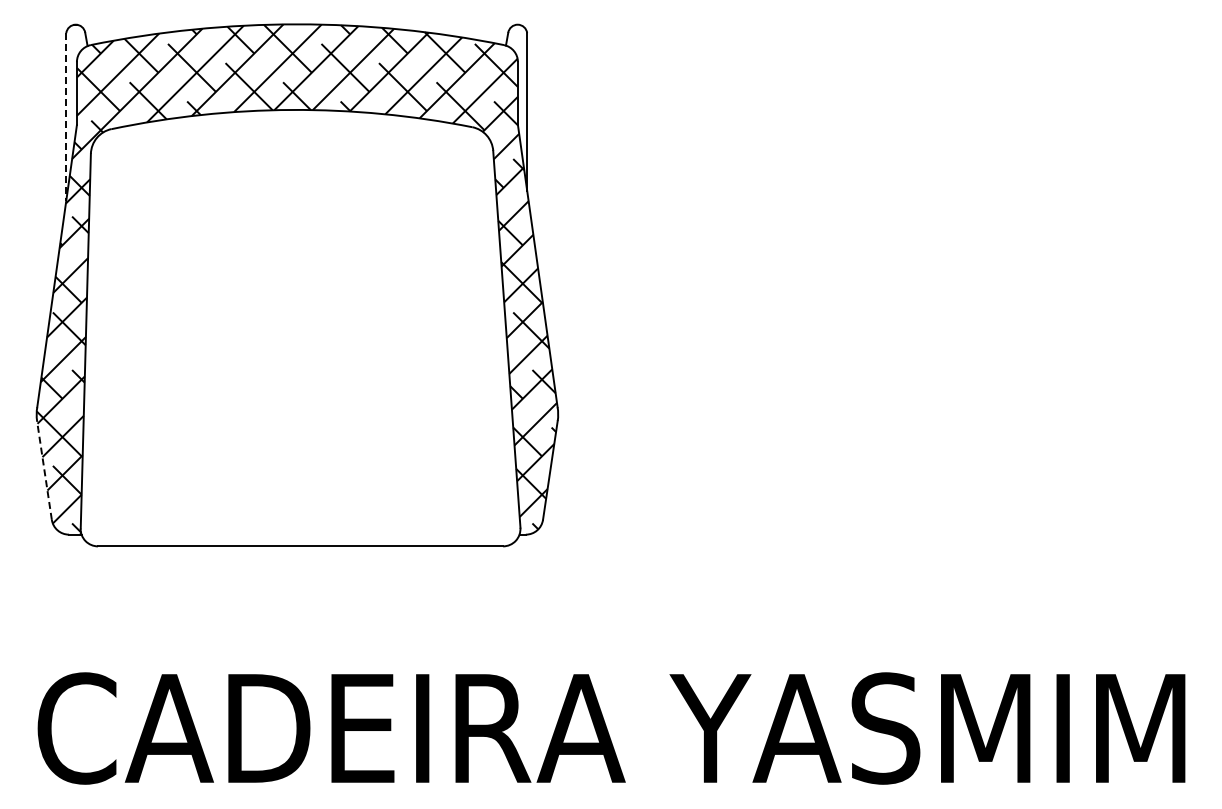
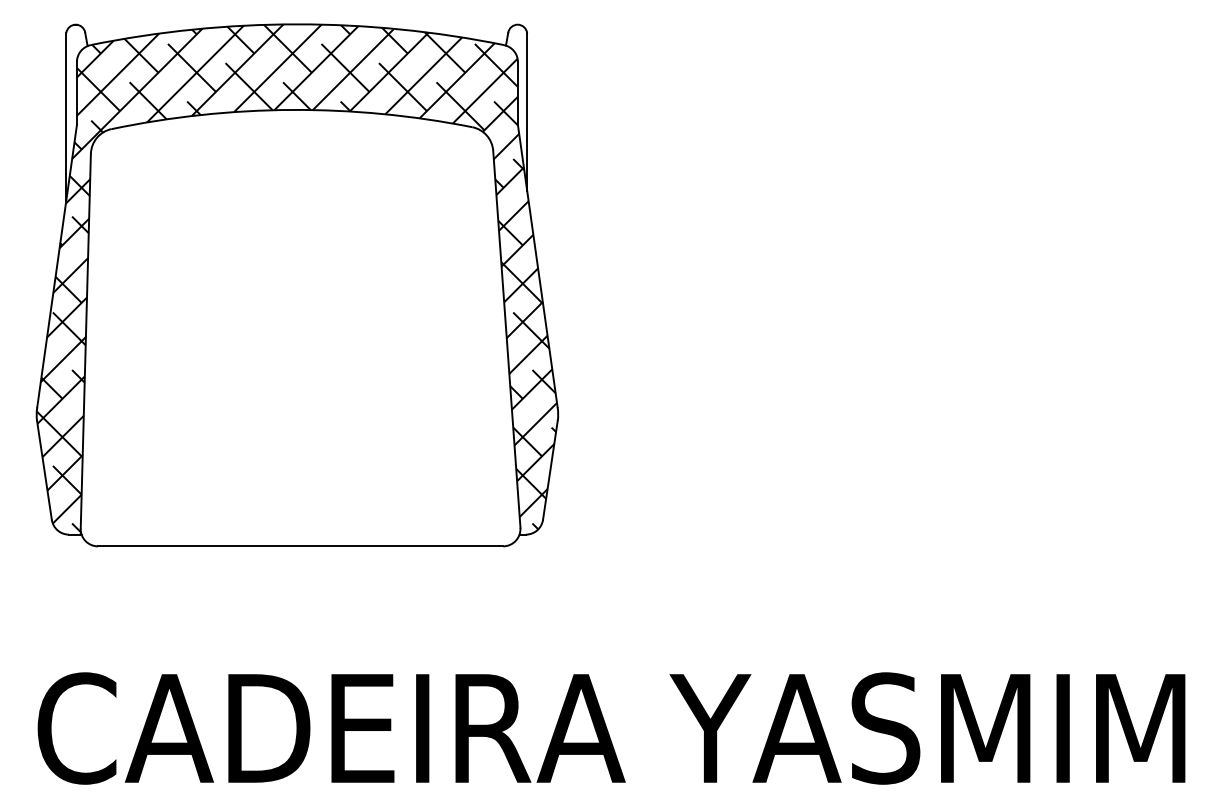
line: dashed -> solid (66, 116)
line: dashed -> solid (44, 470)
